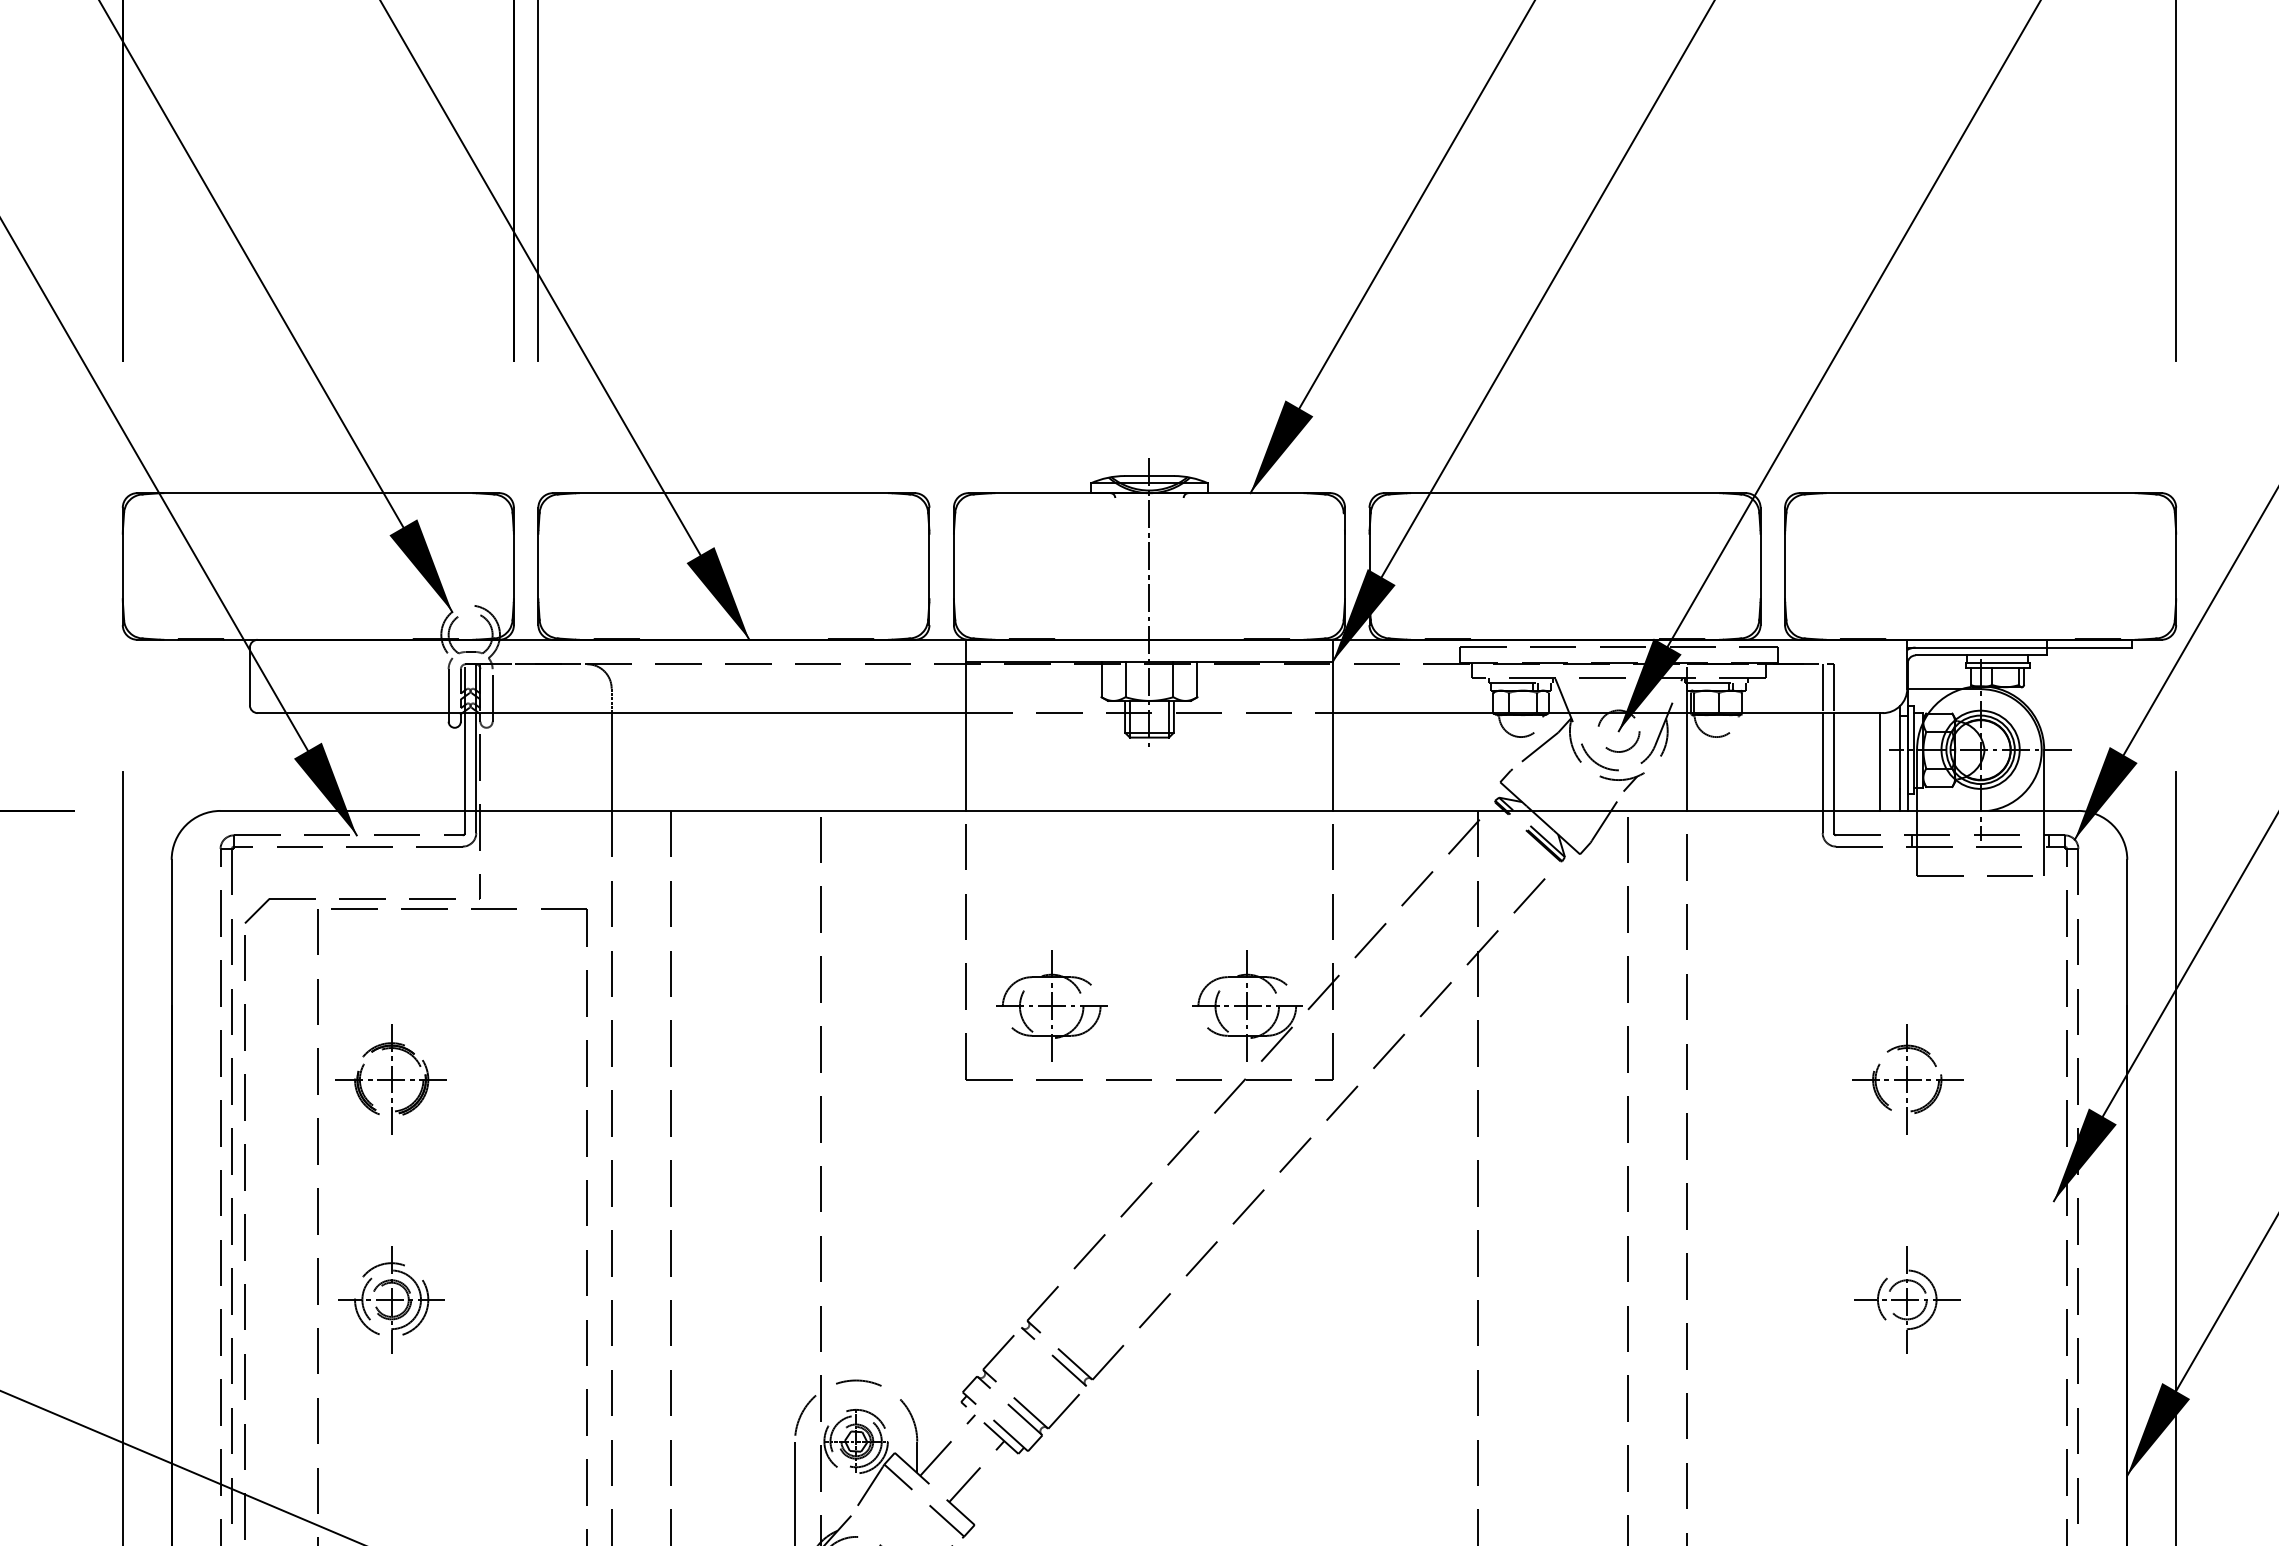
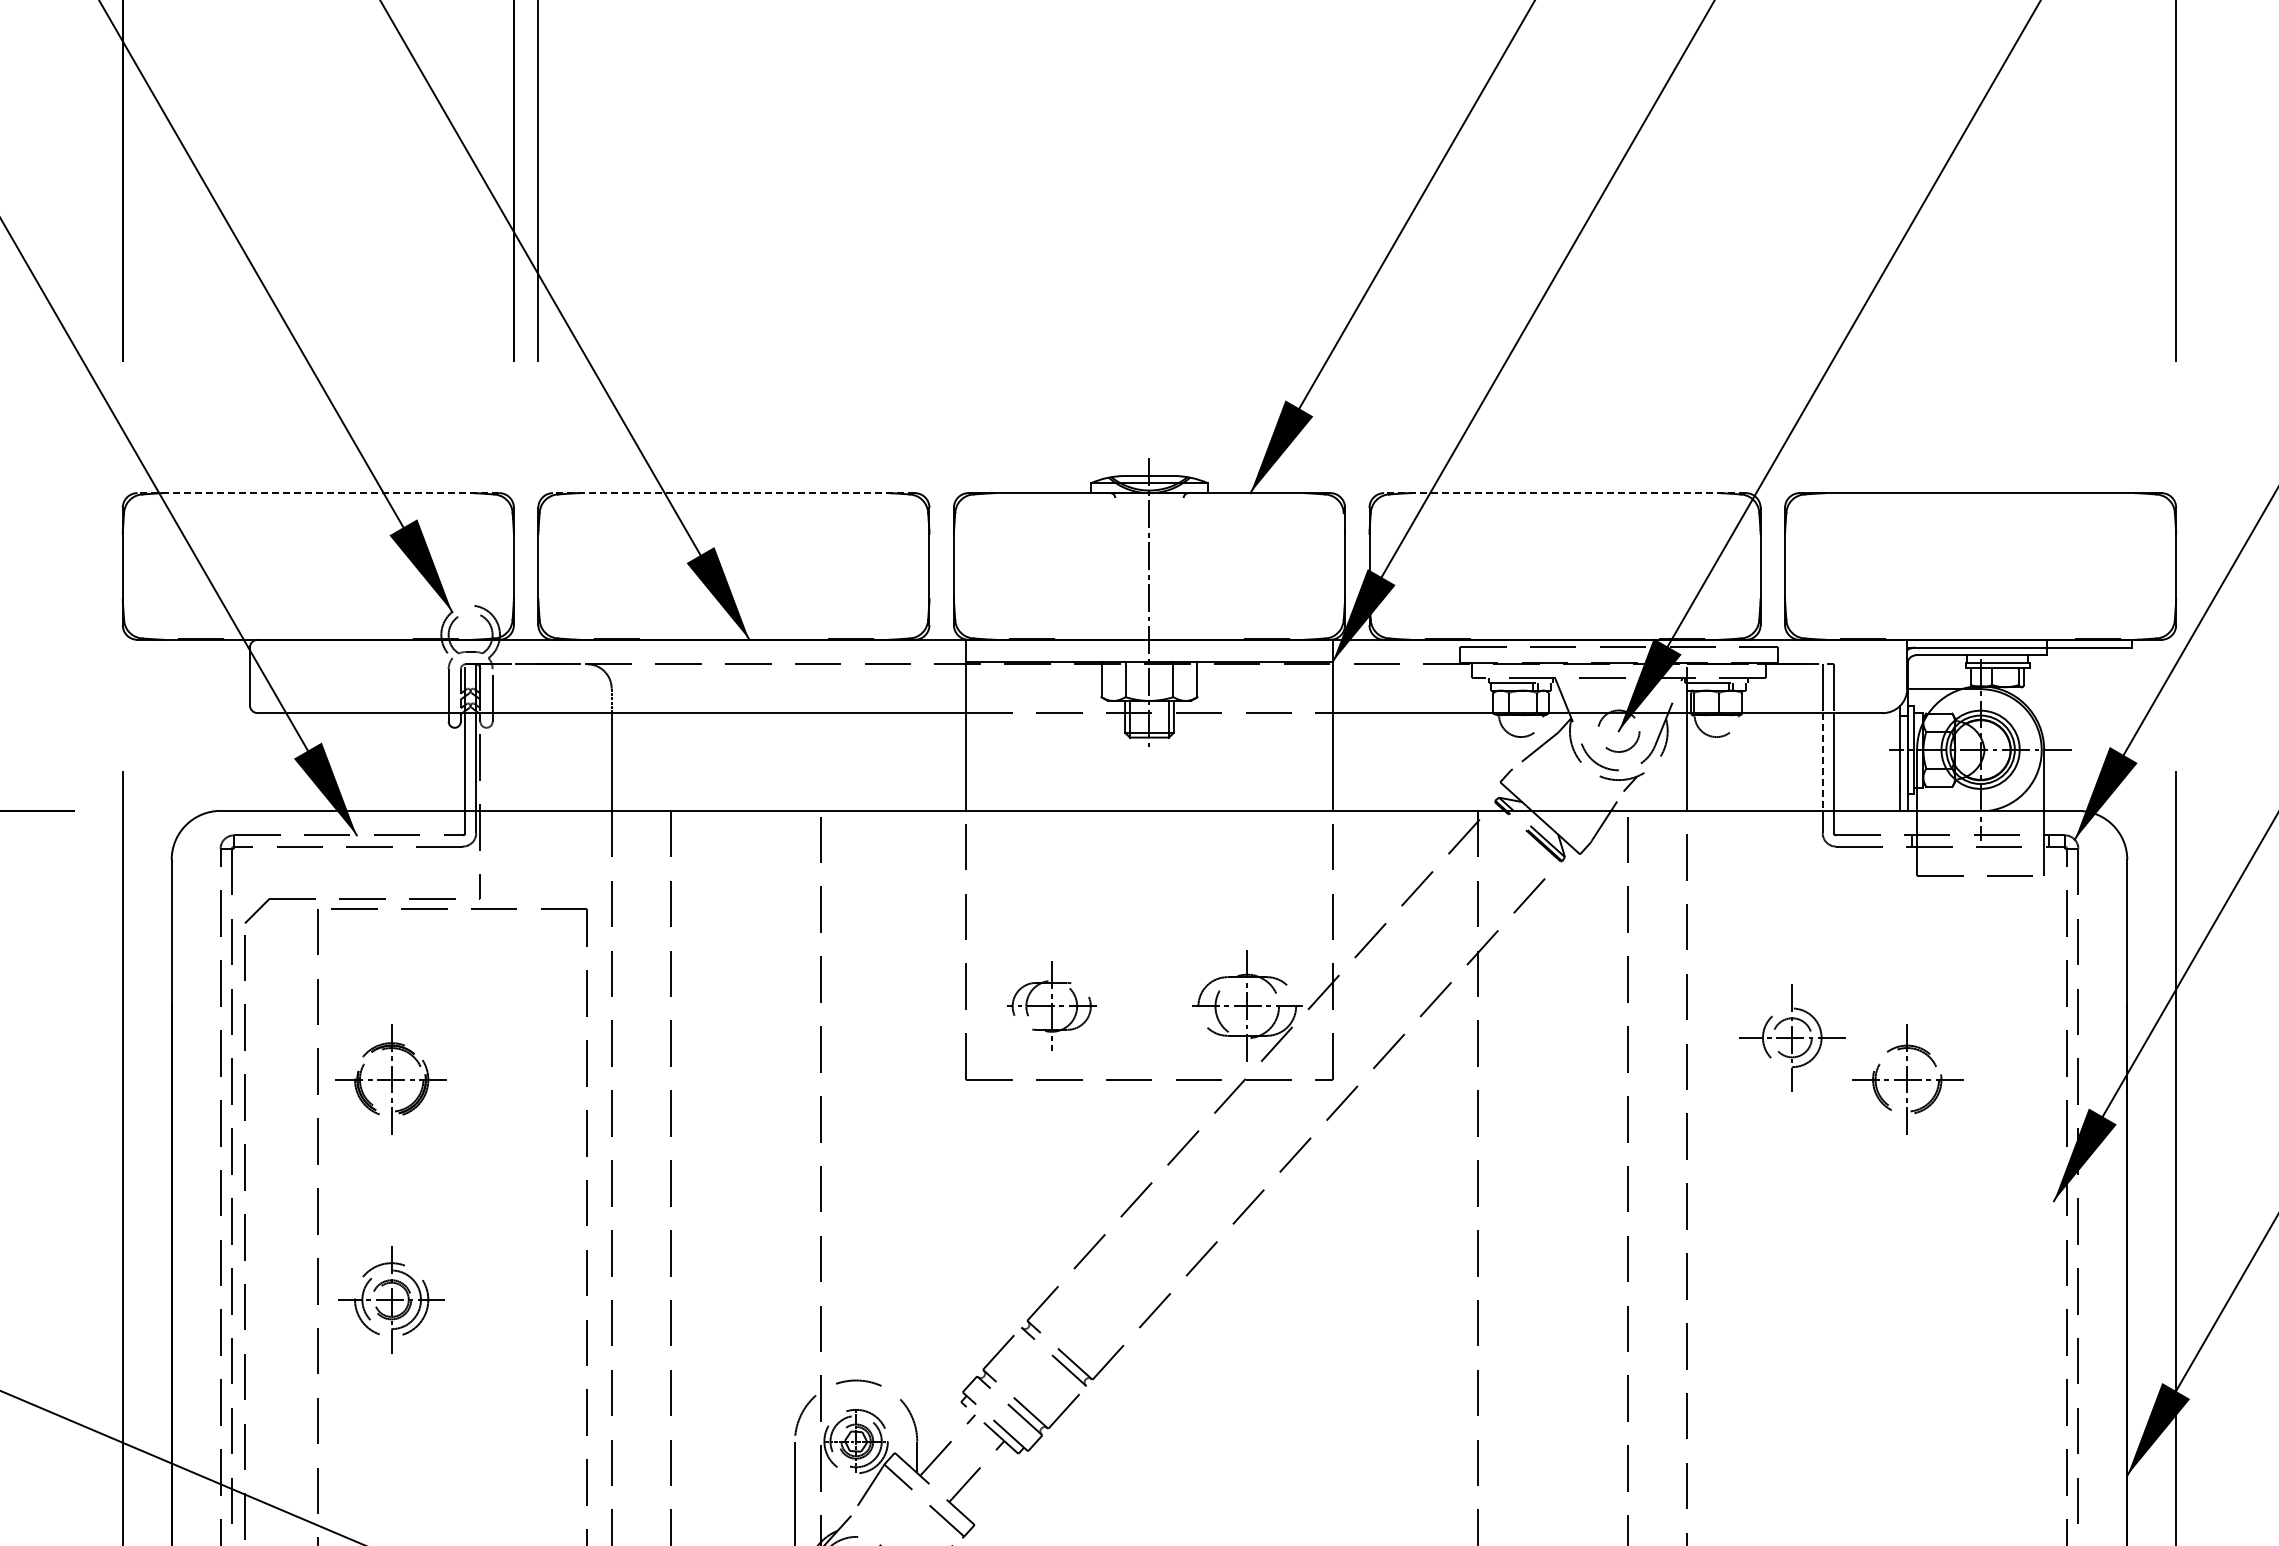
line: solid -> dashed (318, 493)
line: solid -> dashed (733, 493)
line: solid -> dashed (1565, 493)
line: present -> none (1880, 761)
line: solid -> dashed (1822, 762)
part size: 112x112 px -> 90x90 px (1051, 1005)
part position: (1907, 1299) -> (1792, 1037) (1792, 1037)
